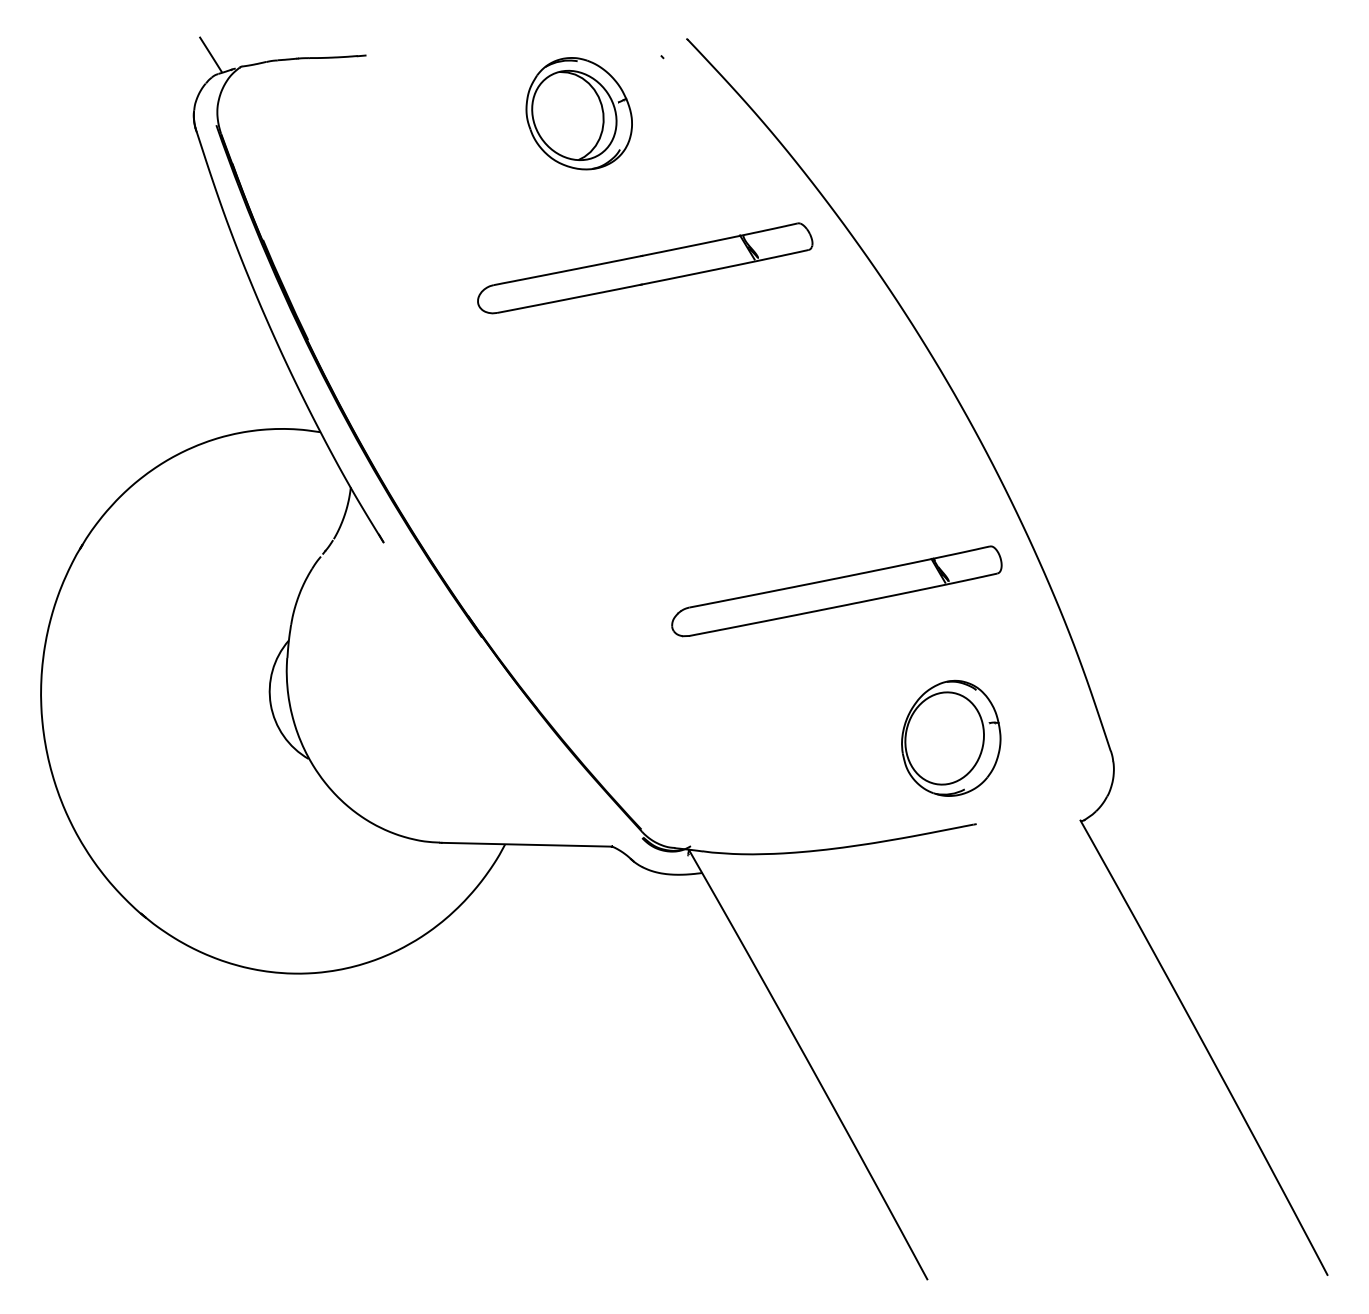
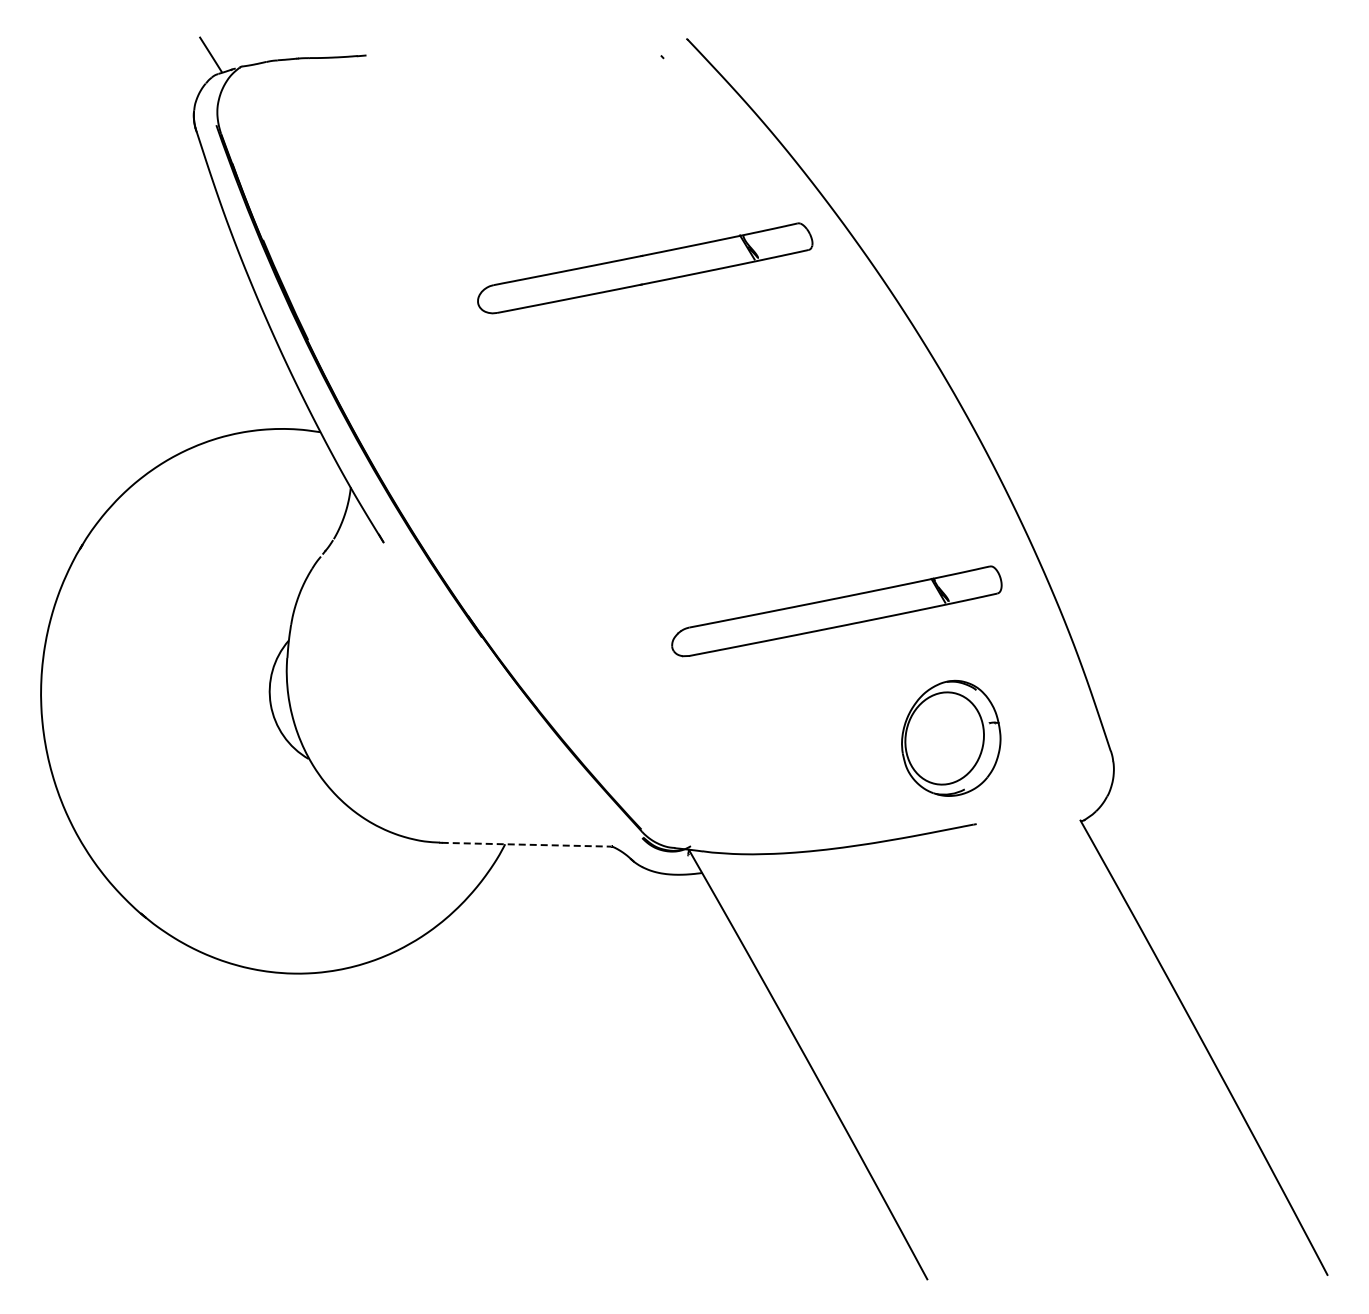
part: present -> none (578, 113)
part position: (836, 591) -> (836, 611) (836, 611)
line: solid -> dashed (526, 844)
